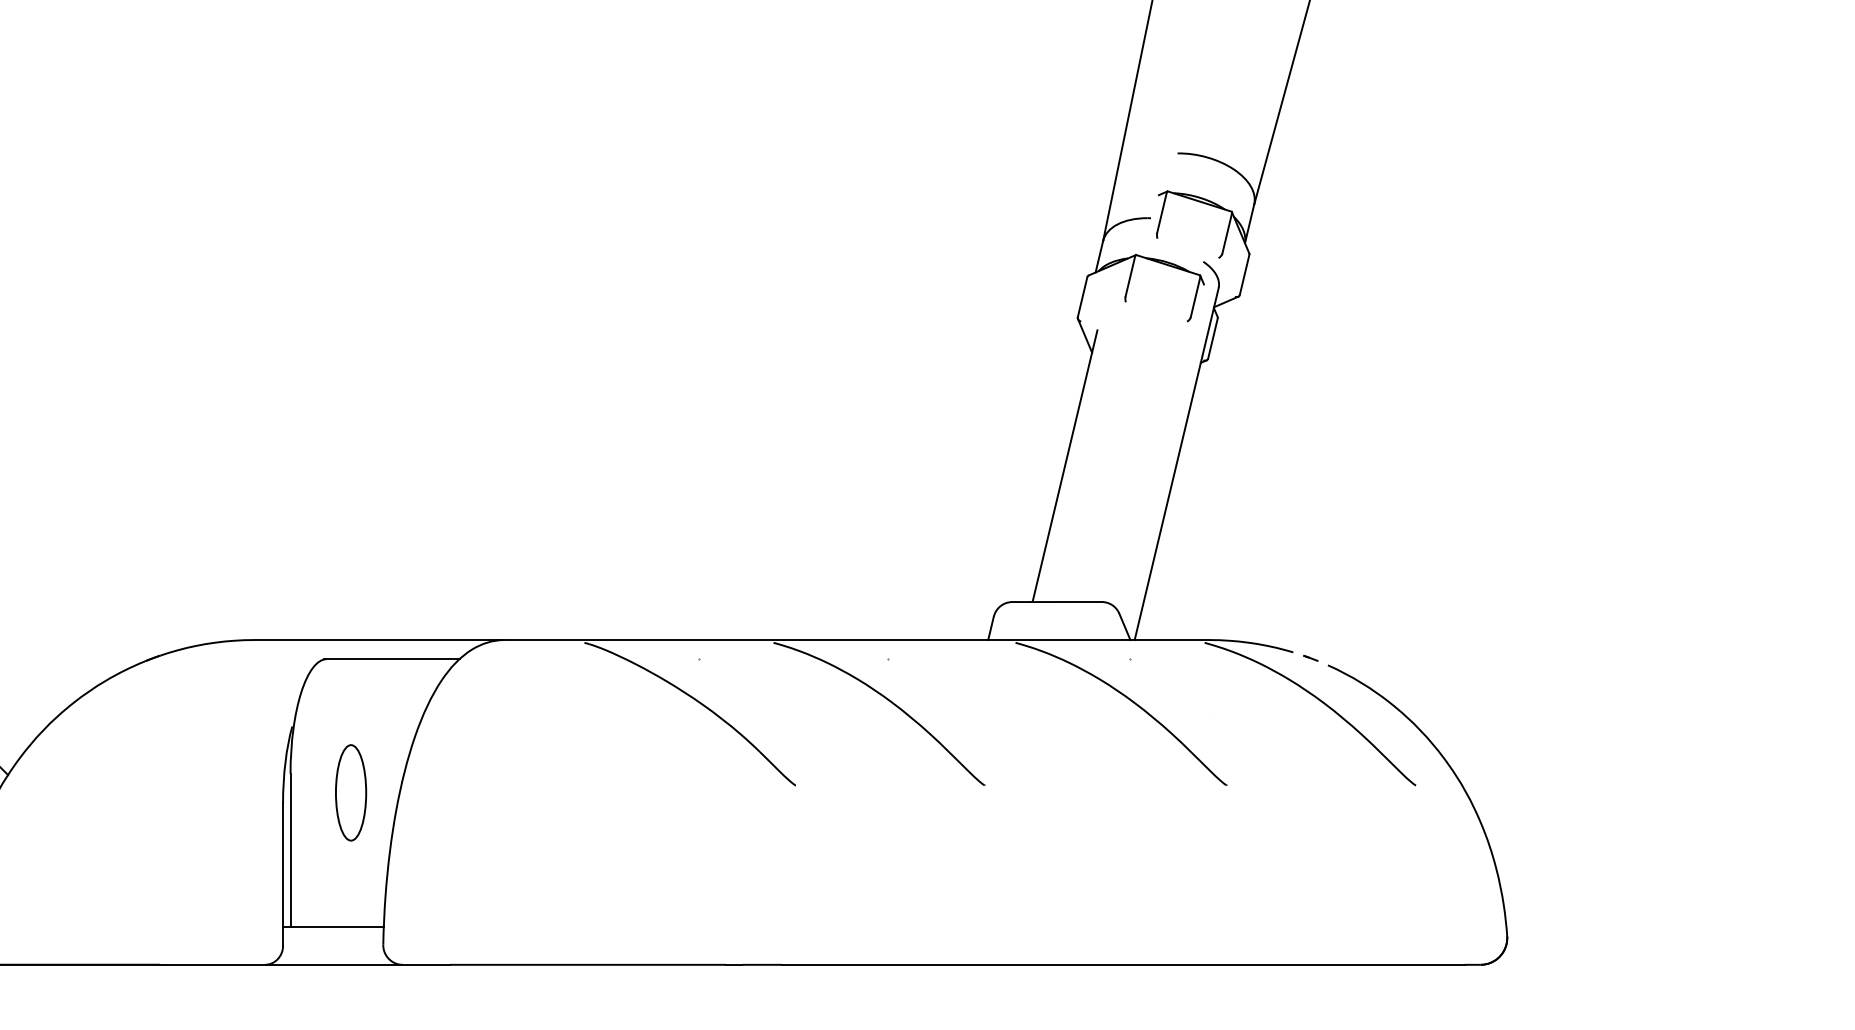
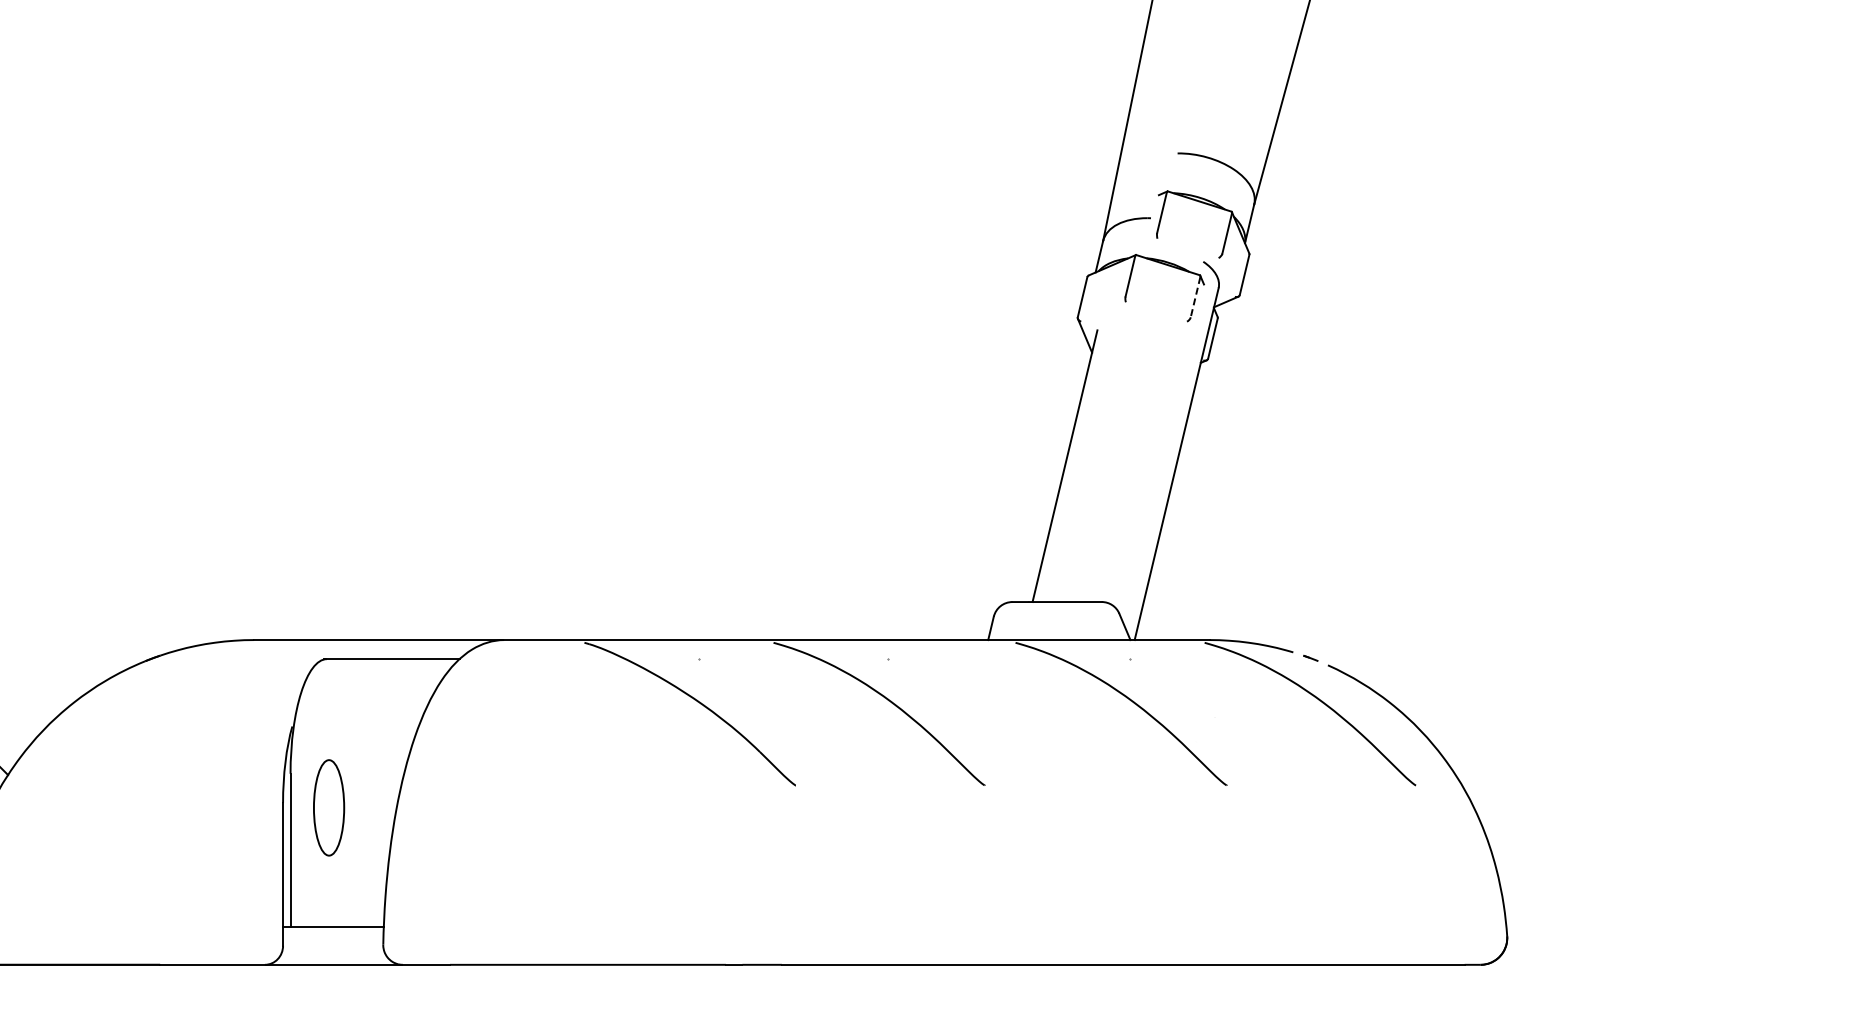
line: solid -> dashed (1195, 297)
part position: (351, 792) -> (329, 807) (329, 807)
